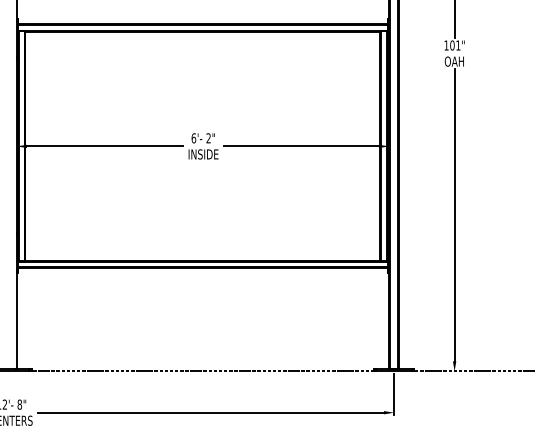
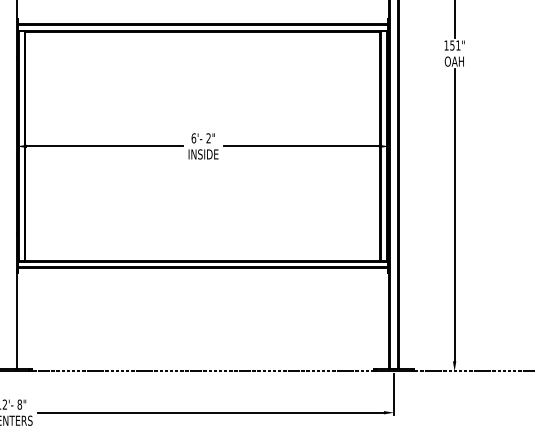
text: 101" -> 151" (452, 45)
